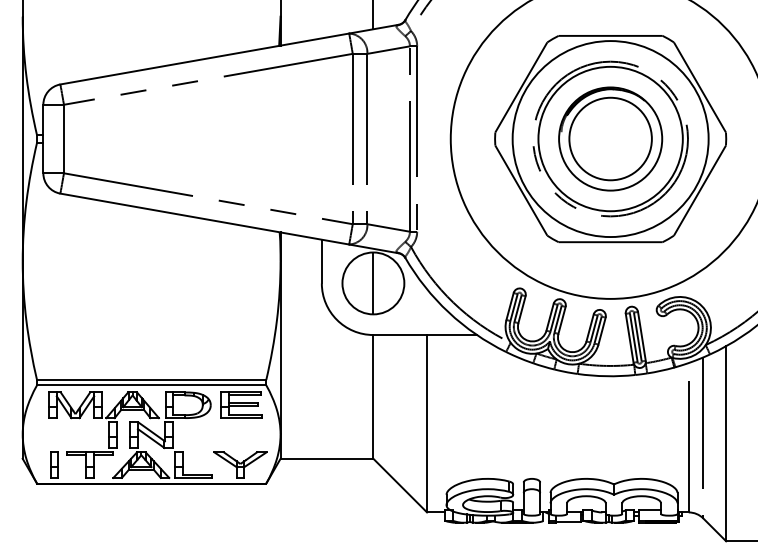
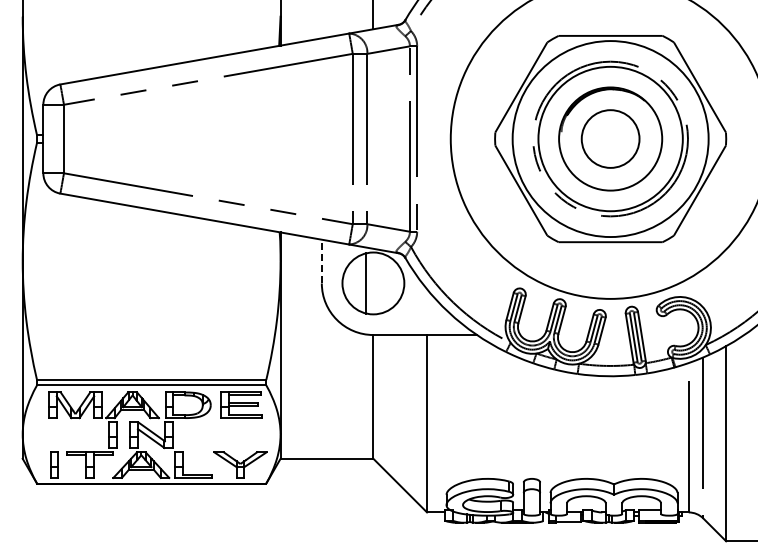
circle diameter: 83 px -> 58 px (610, 138)
line: solid -> dashed (321, 261)
line position: (373, 283) -> (366, 283) (366, 283)
